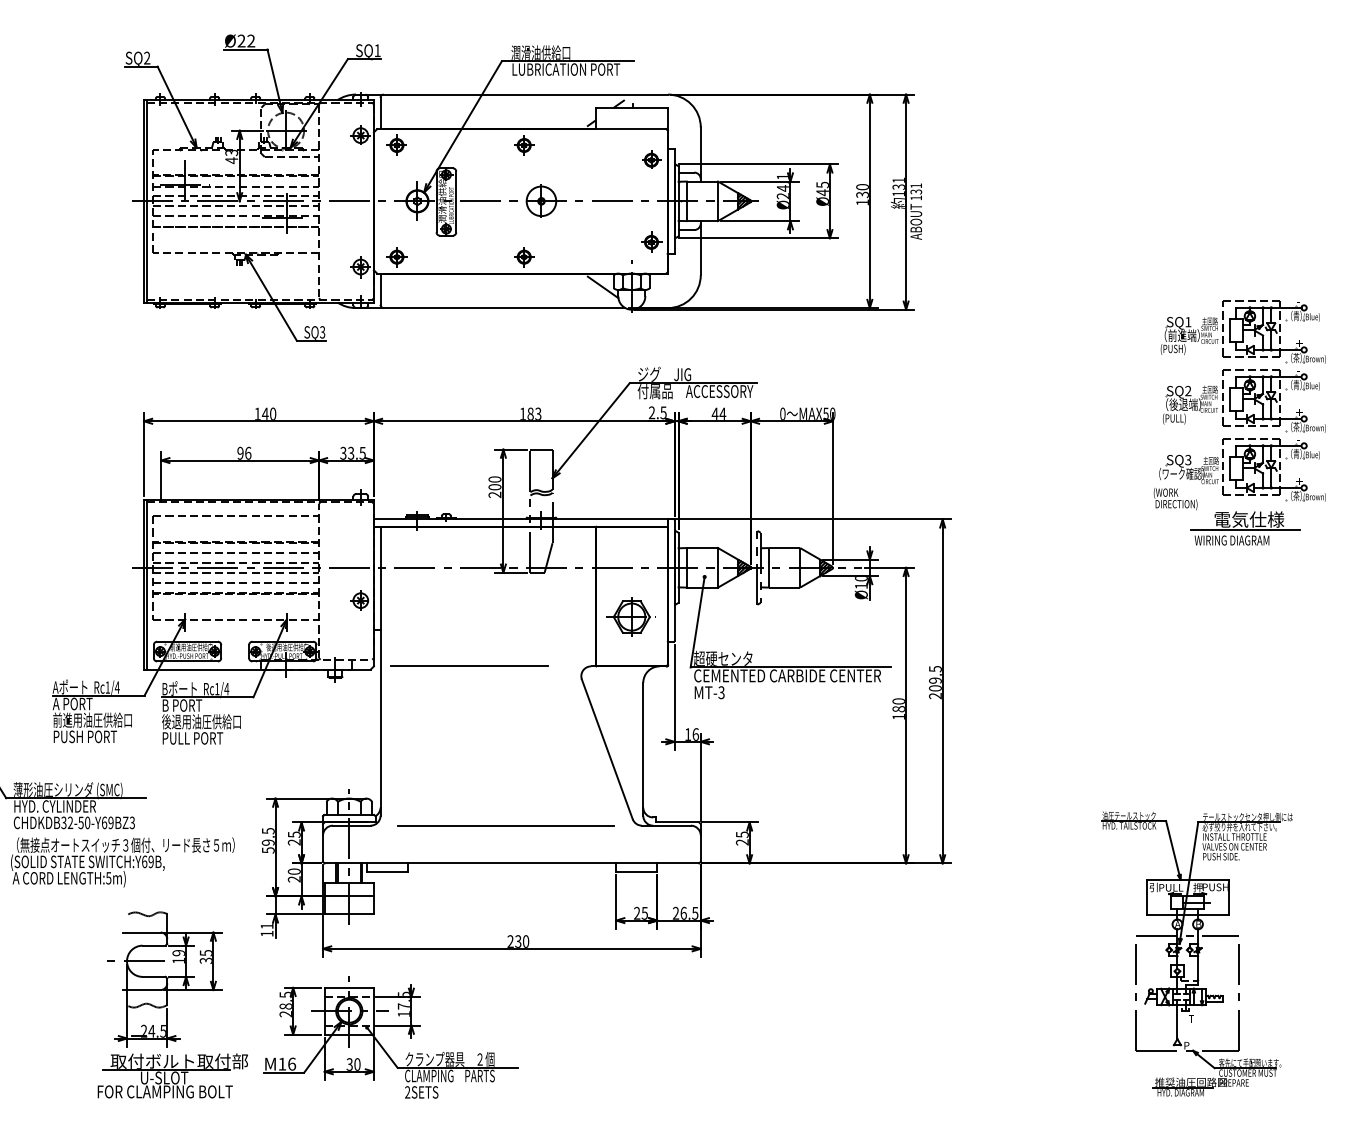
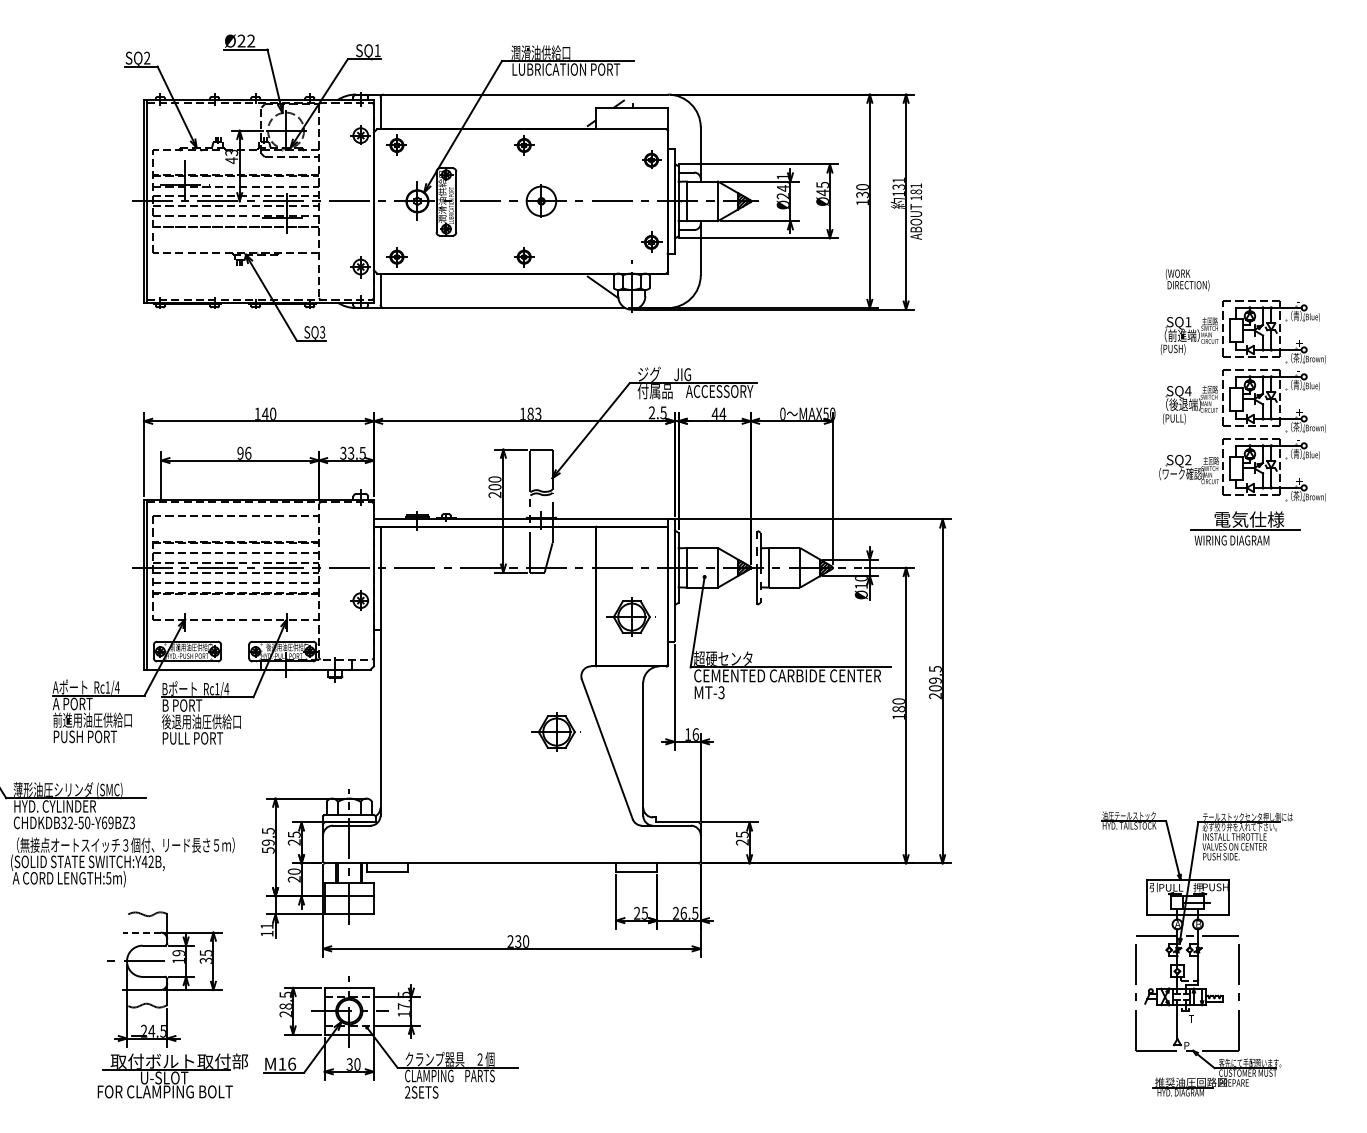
text: 131 -> 181 (915, 191)
text: SQ2 -> SQ4 (1187, 391)
text: SQ3 -> SQ2 (1188, 460)
text position: (1175, 499) -> (1187, 280) (1187, 280)
line: present -> none (469, 666)
part: none -> present (555, 731)
line: present -> none (505, 825)
text: SWITCH:Y69B, -> SWITCH:Y42B, (147, 861)
line: solid -> dashed (142, 932)
